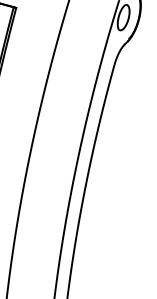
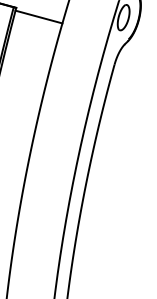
line: none -> present (38, 16)
